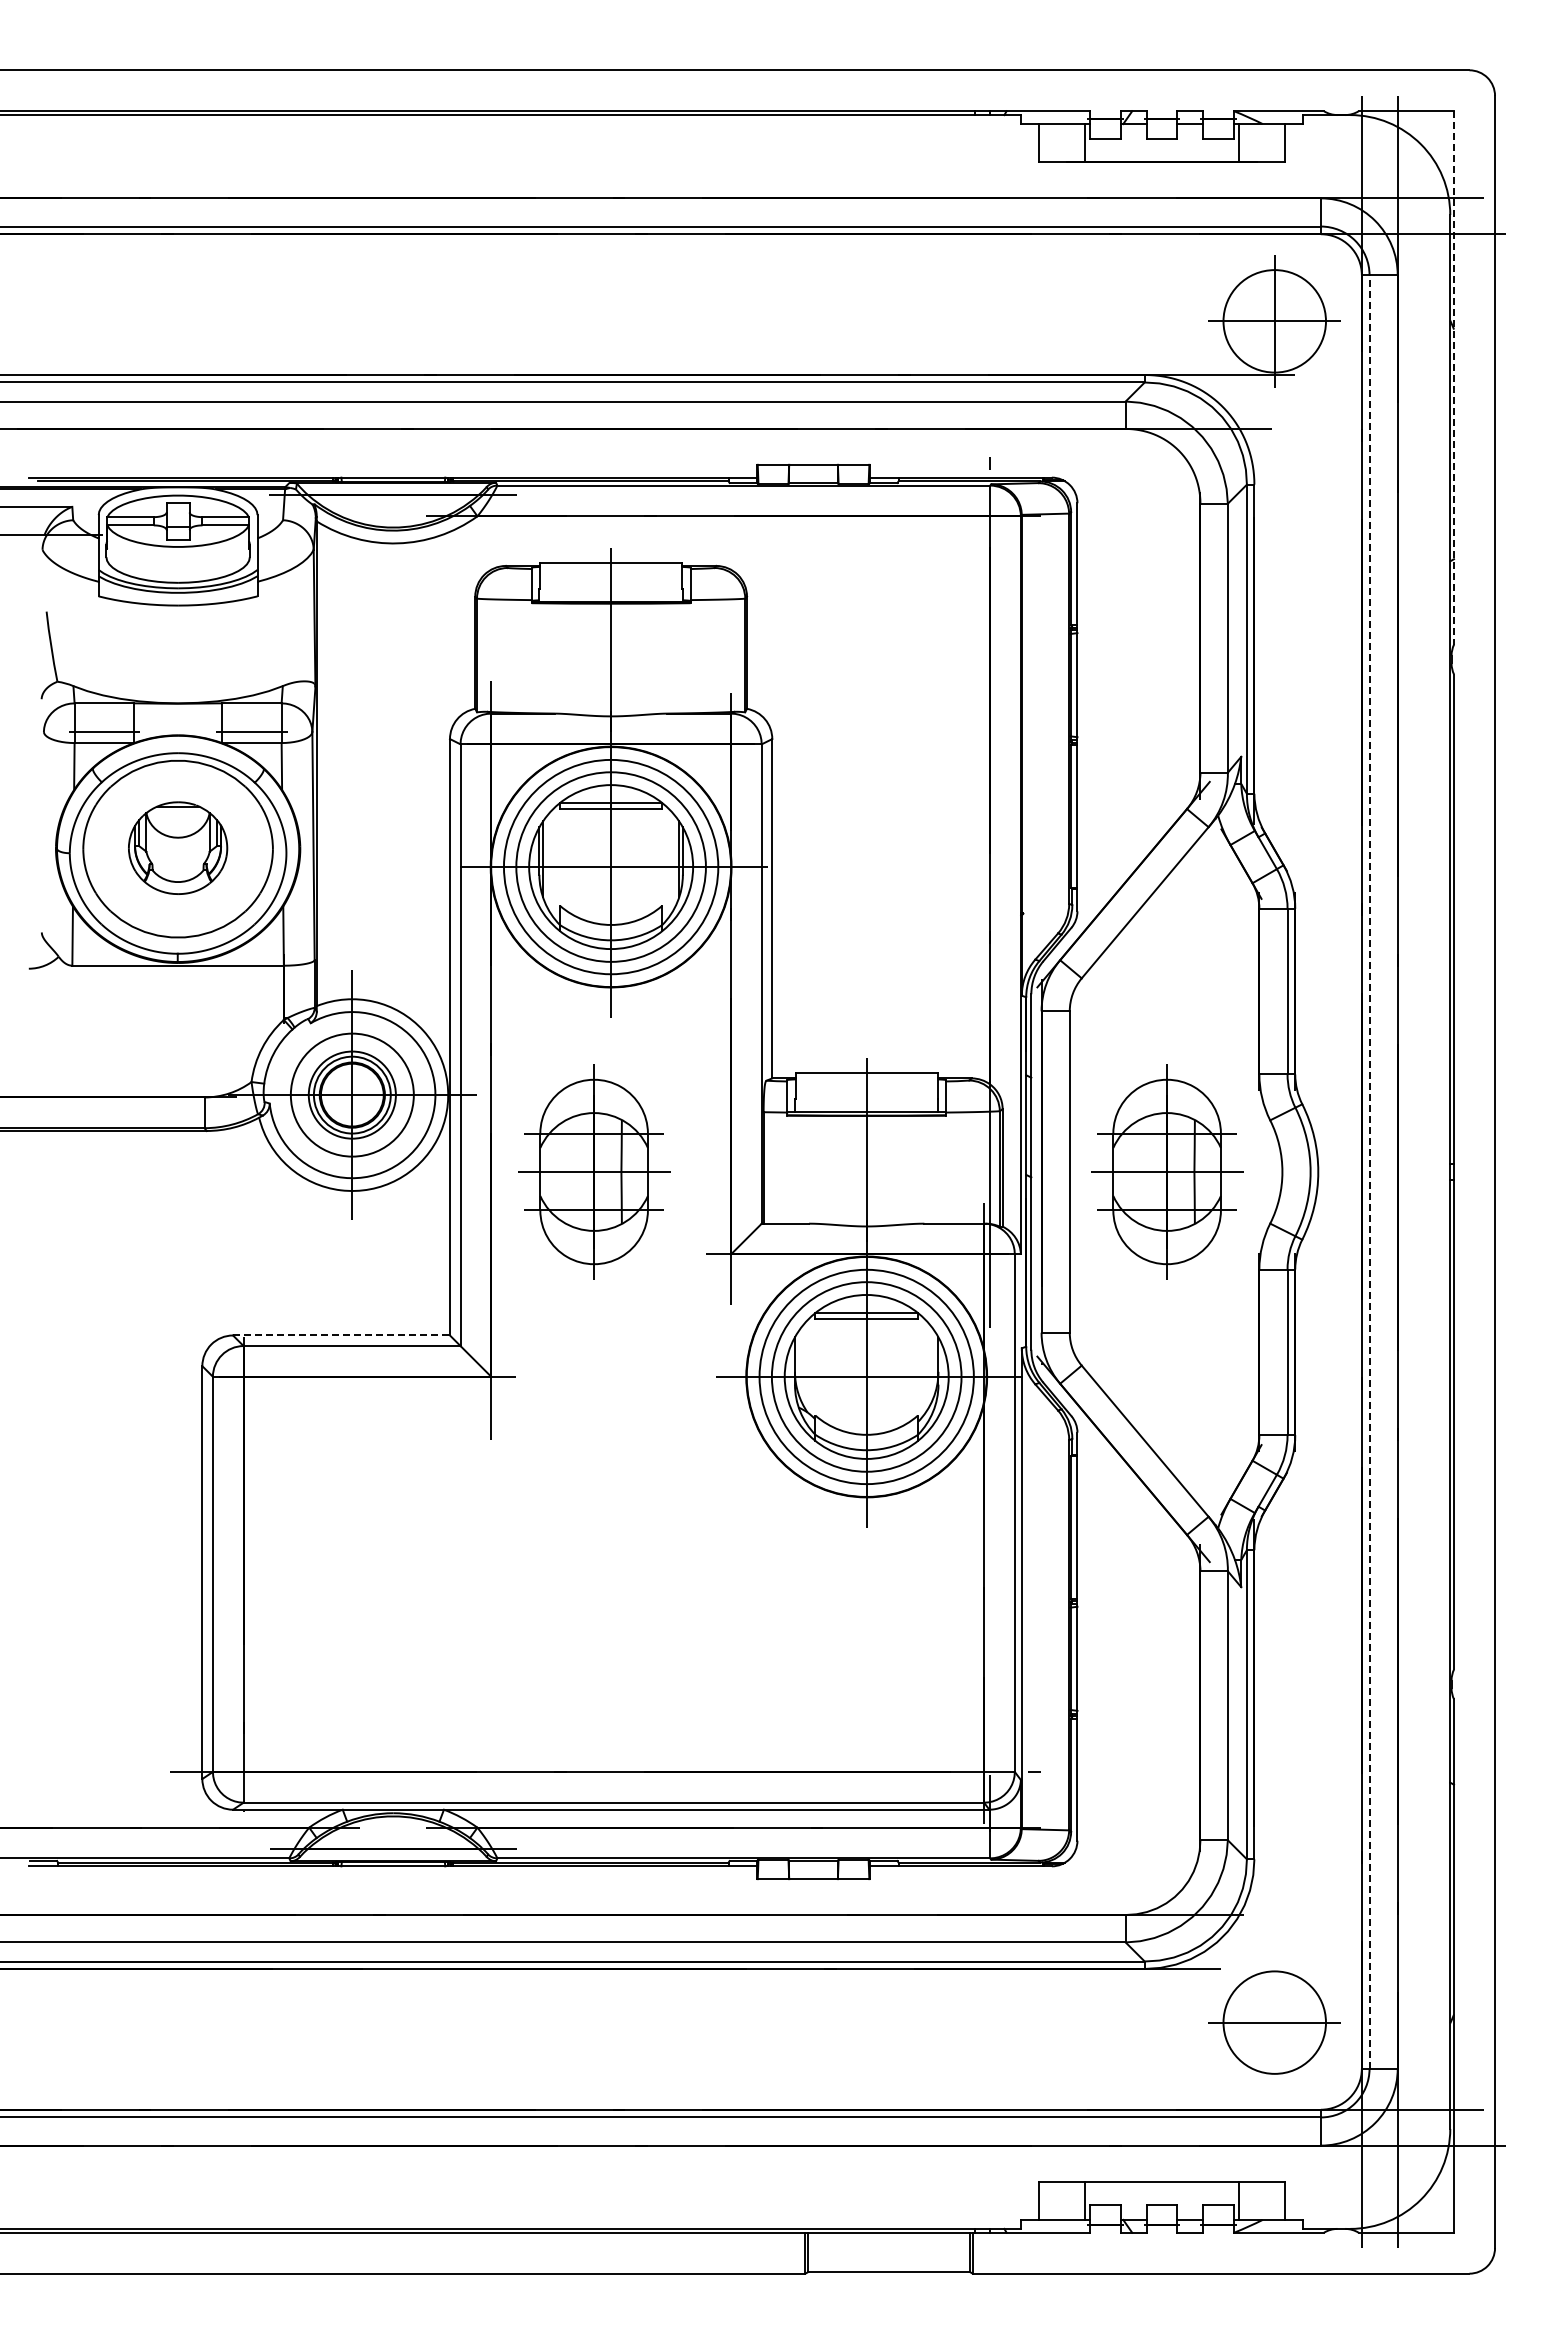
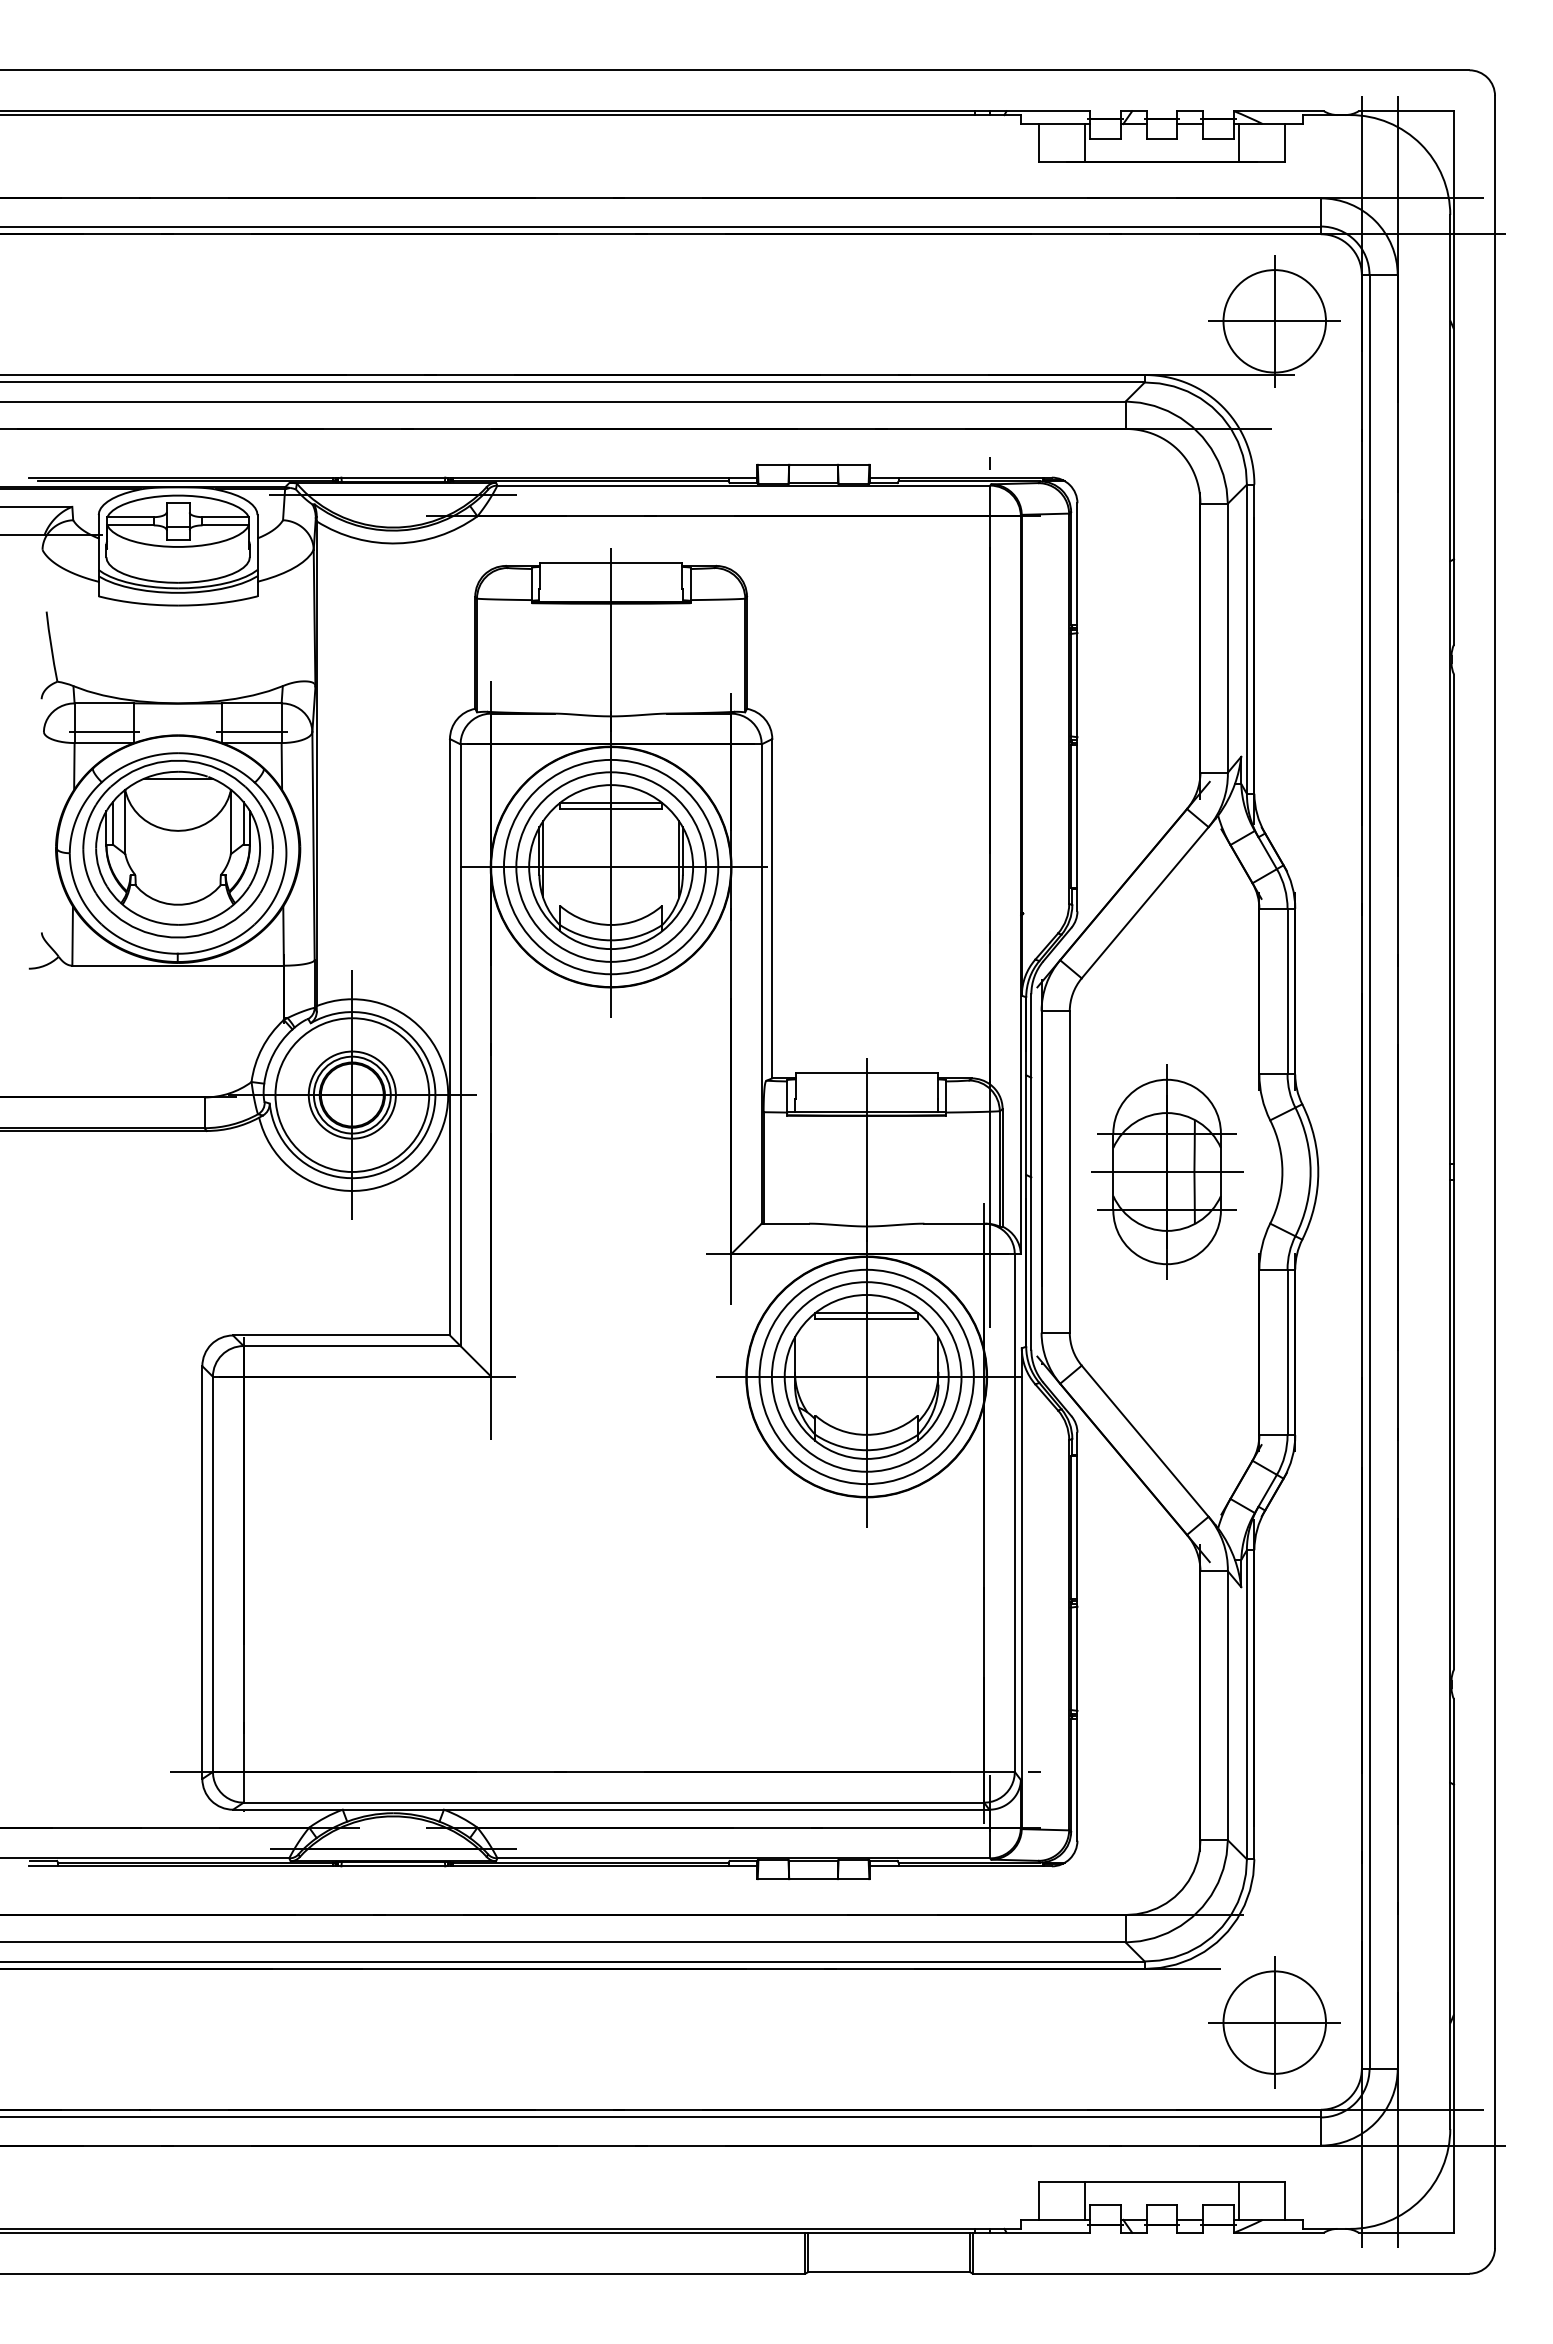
line: dashed -> solid (1454, 377)
part size: 101x94 px -> 166x156 px (177, 847)
circle diameter: 123 px -> 154 px (352, 1094)
part: present -> none (594, 1171)
line: dashed -> solid (1369, 1171)
line: dashed -> solid (342, 1335)
line: none -> present (1274, 2022)
